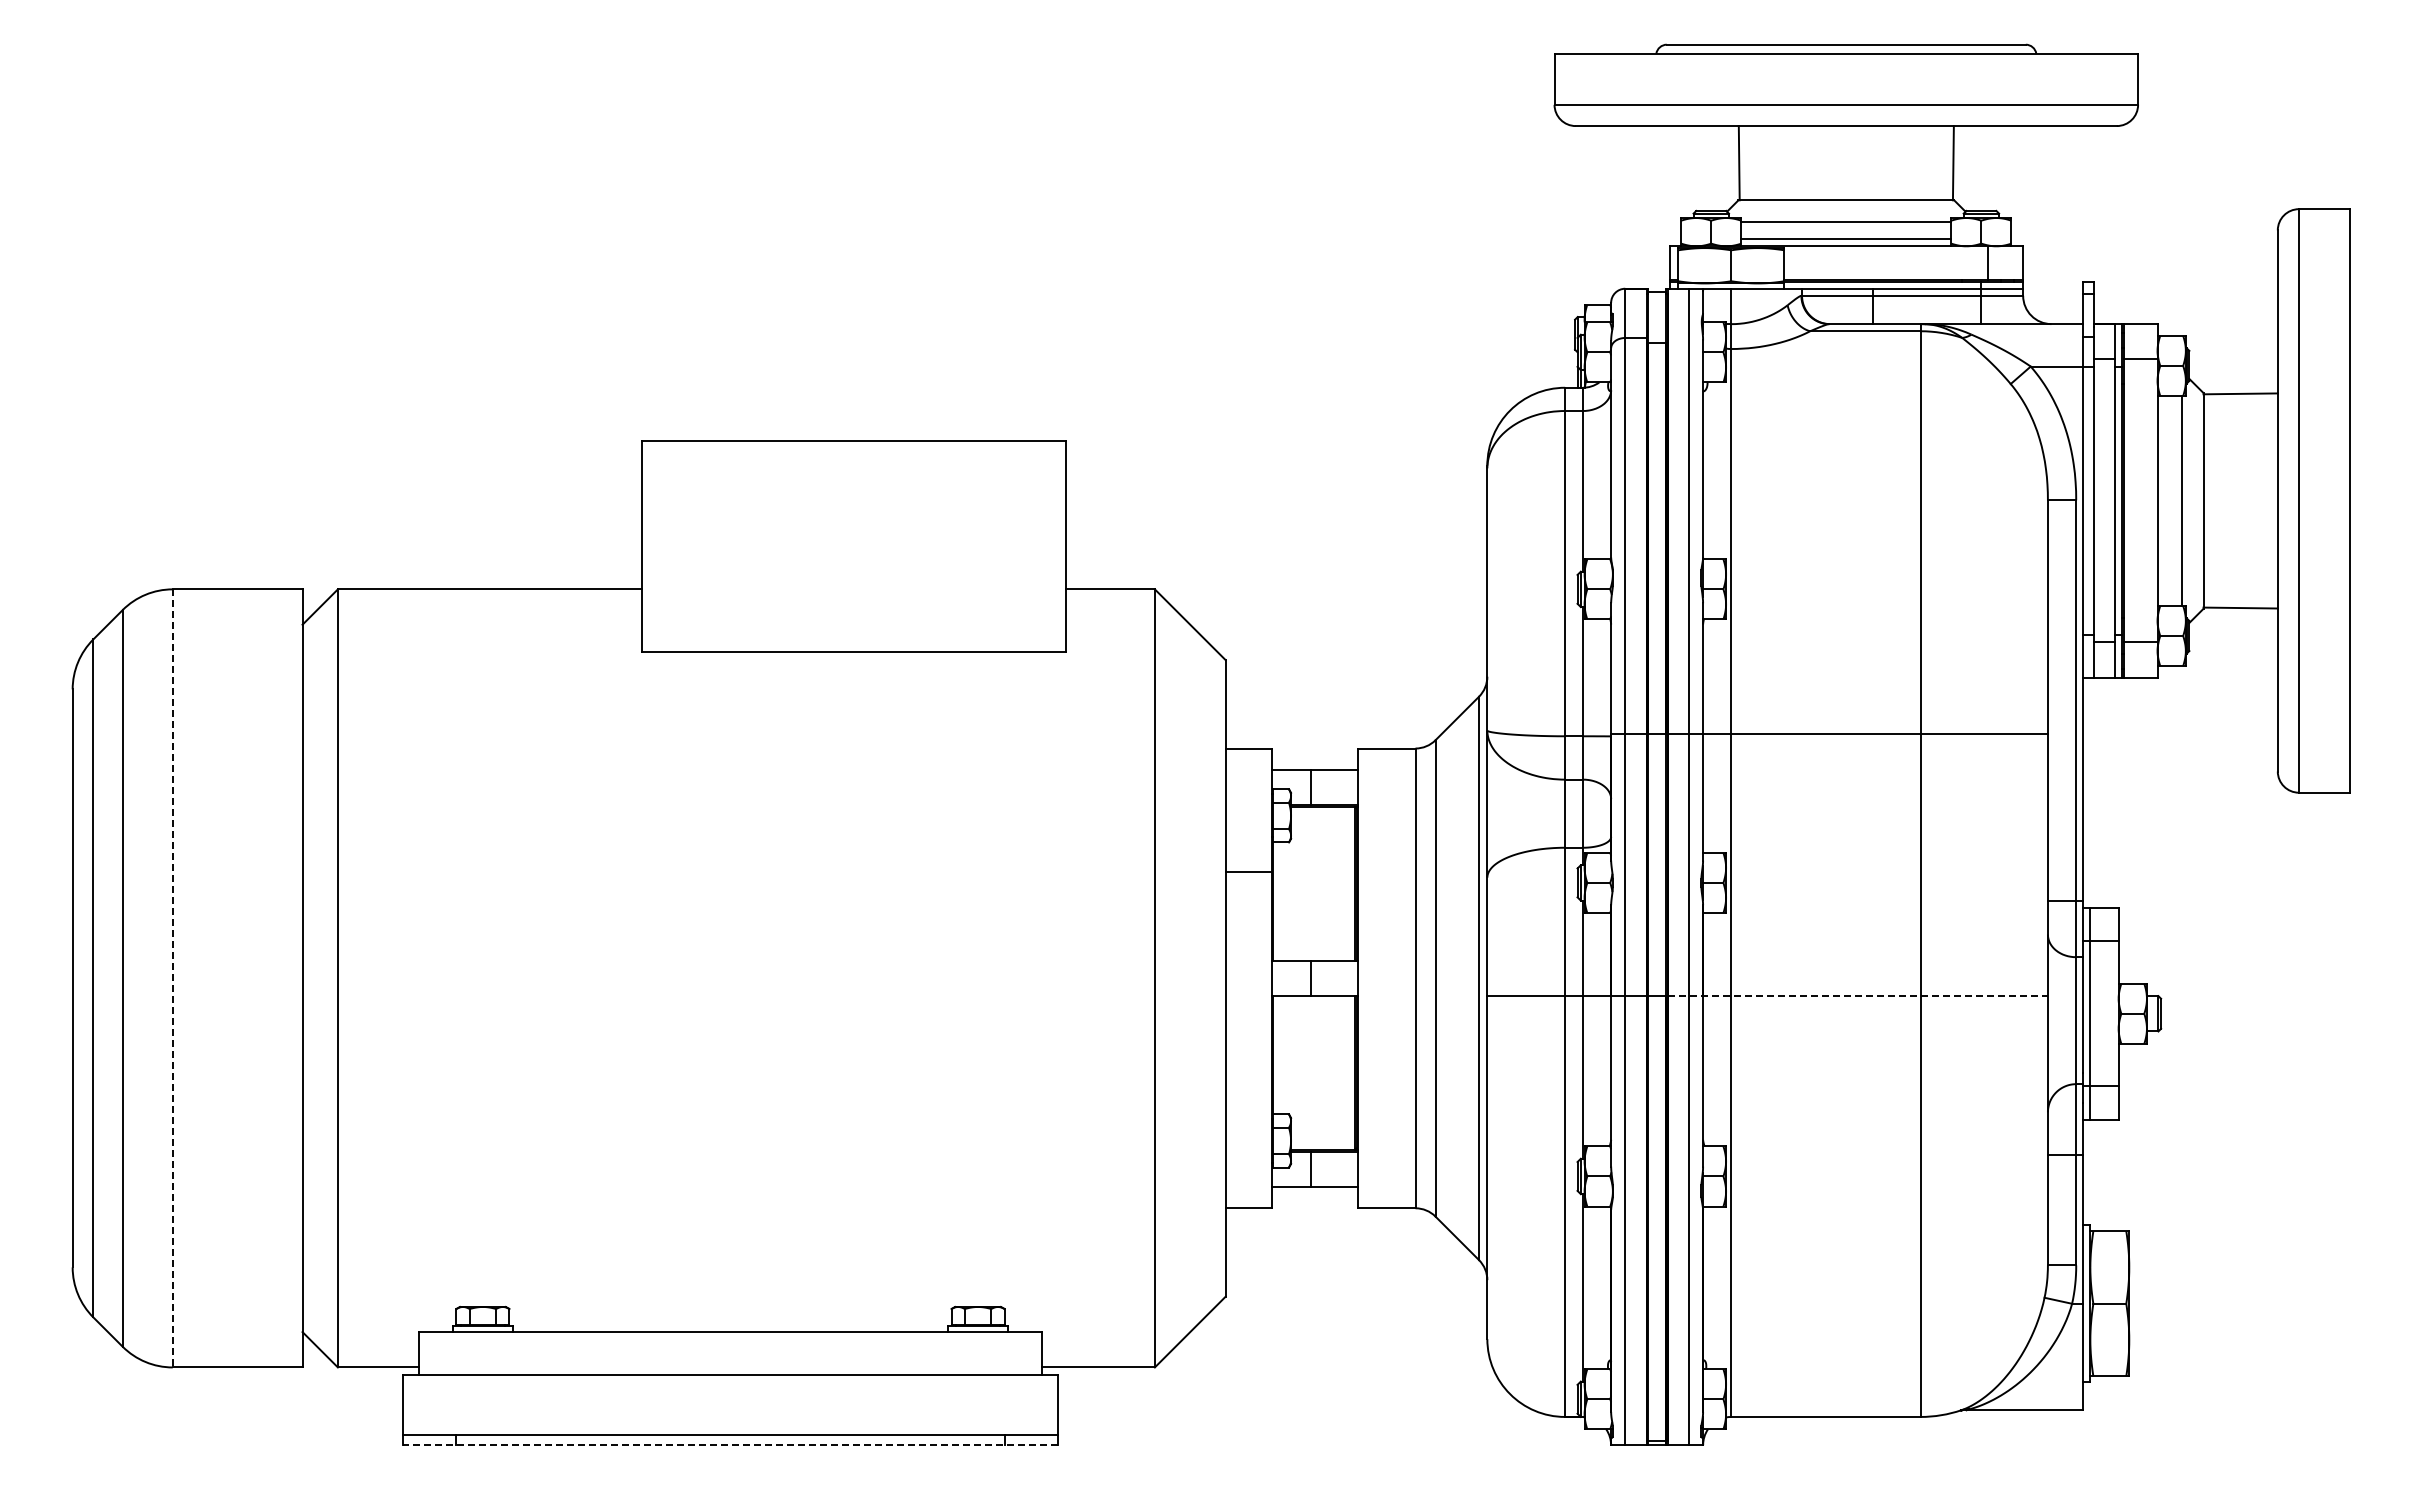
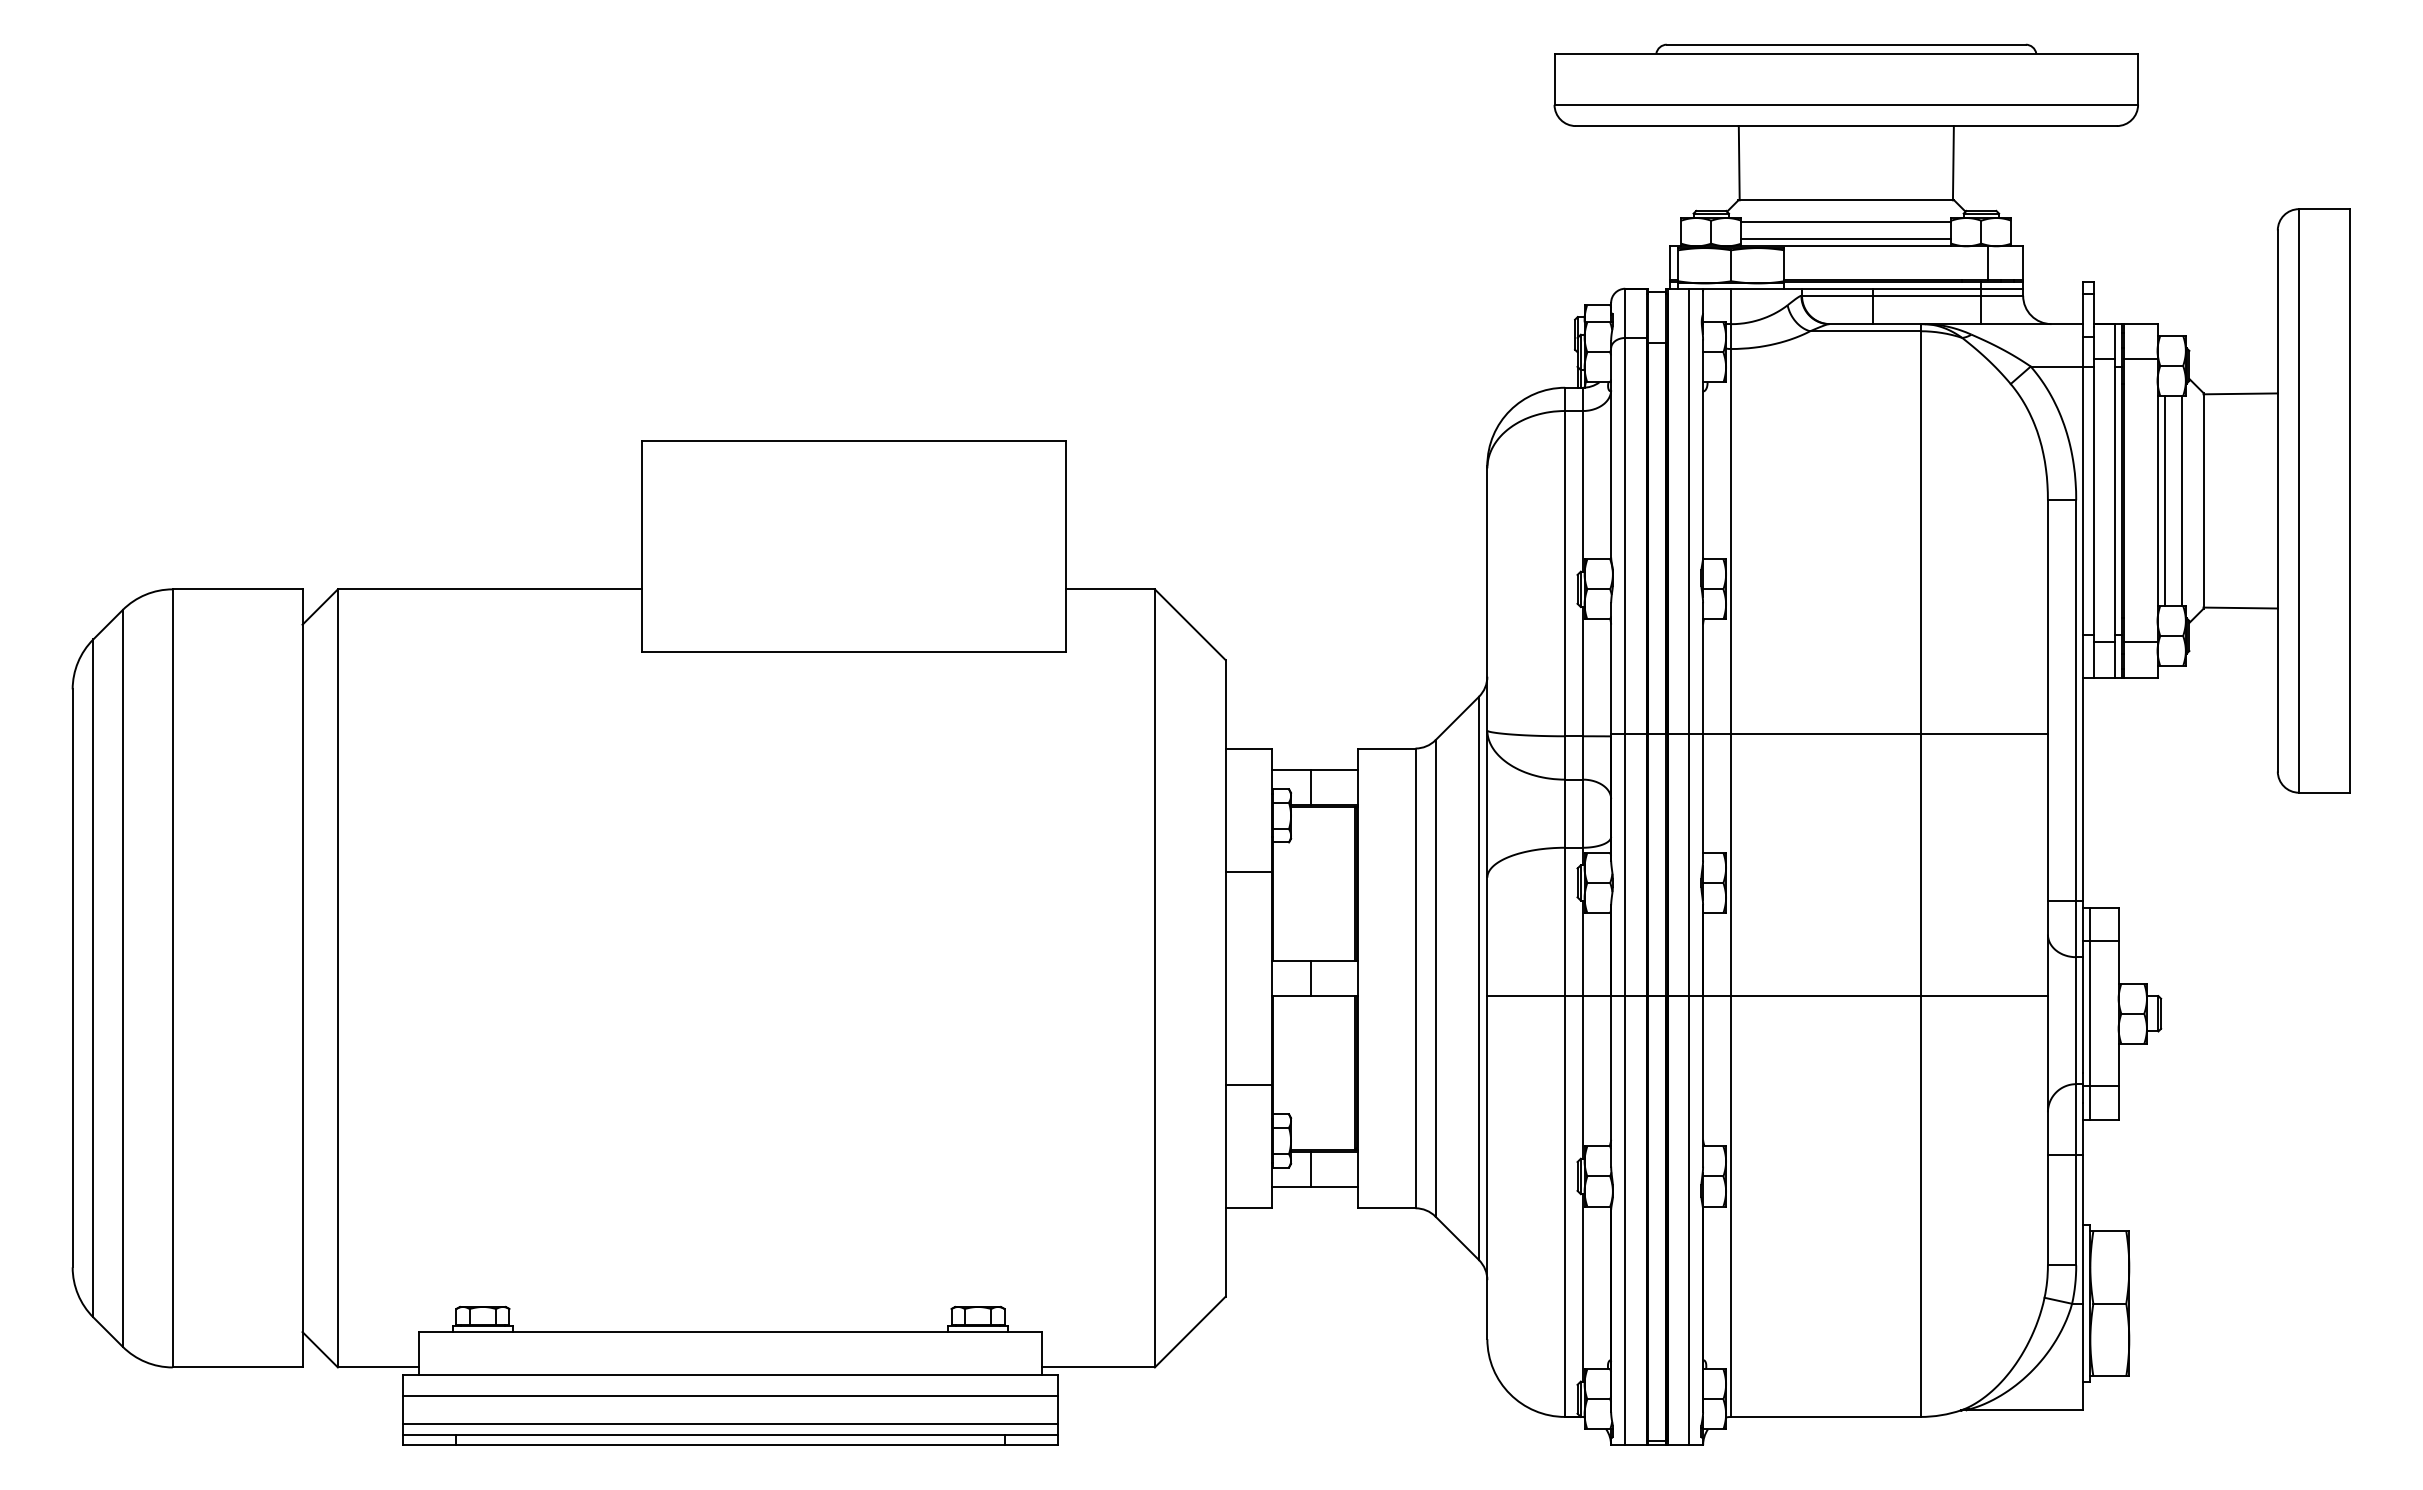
line: none -> present (2164, 500)
line: dashed -> solid (172, 978)
line: dashed -> solid (1858, 996)
line: none -> present (1248, 1084)
line: none -> present (730, 1395)
line: none -> present (730, 1424)
line: dashed -> solid (730, 1445)
